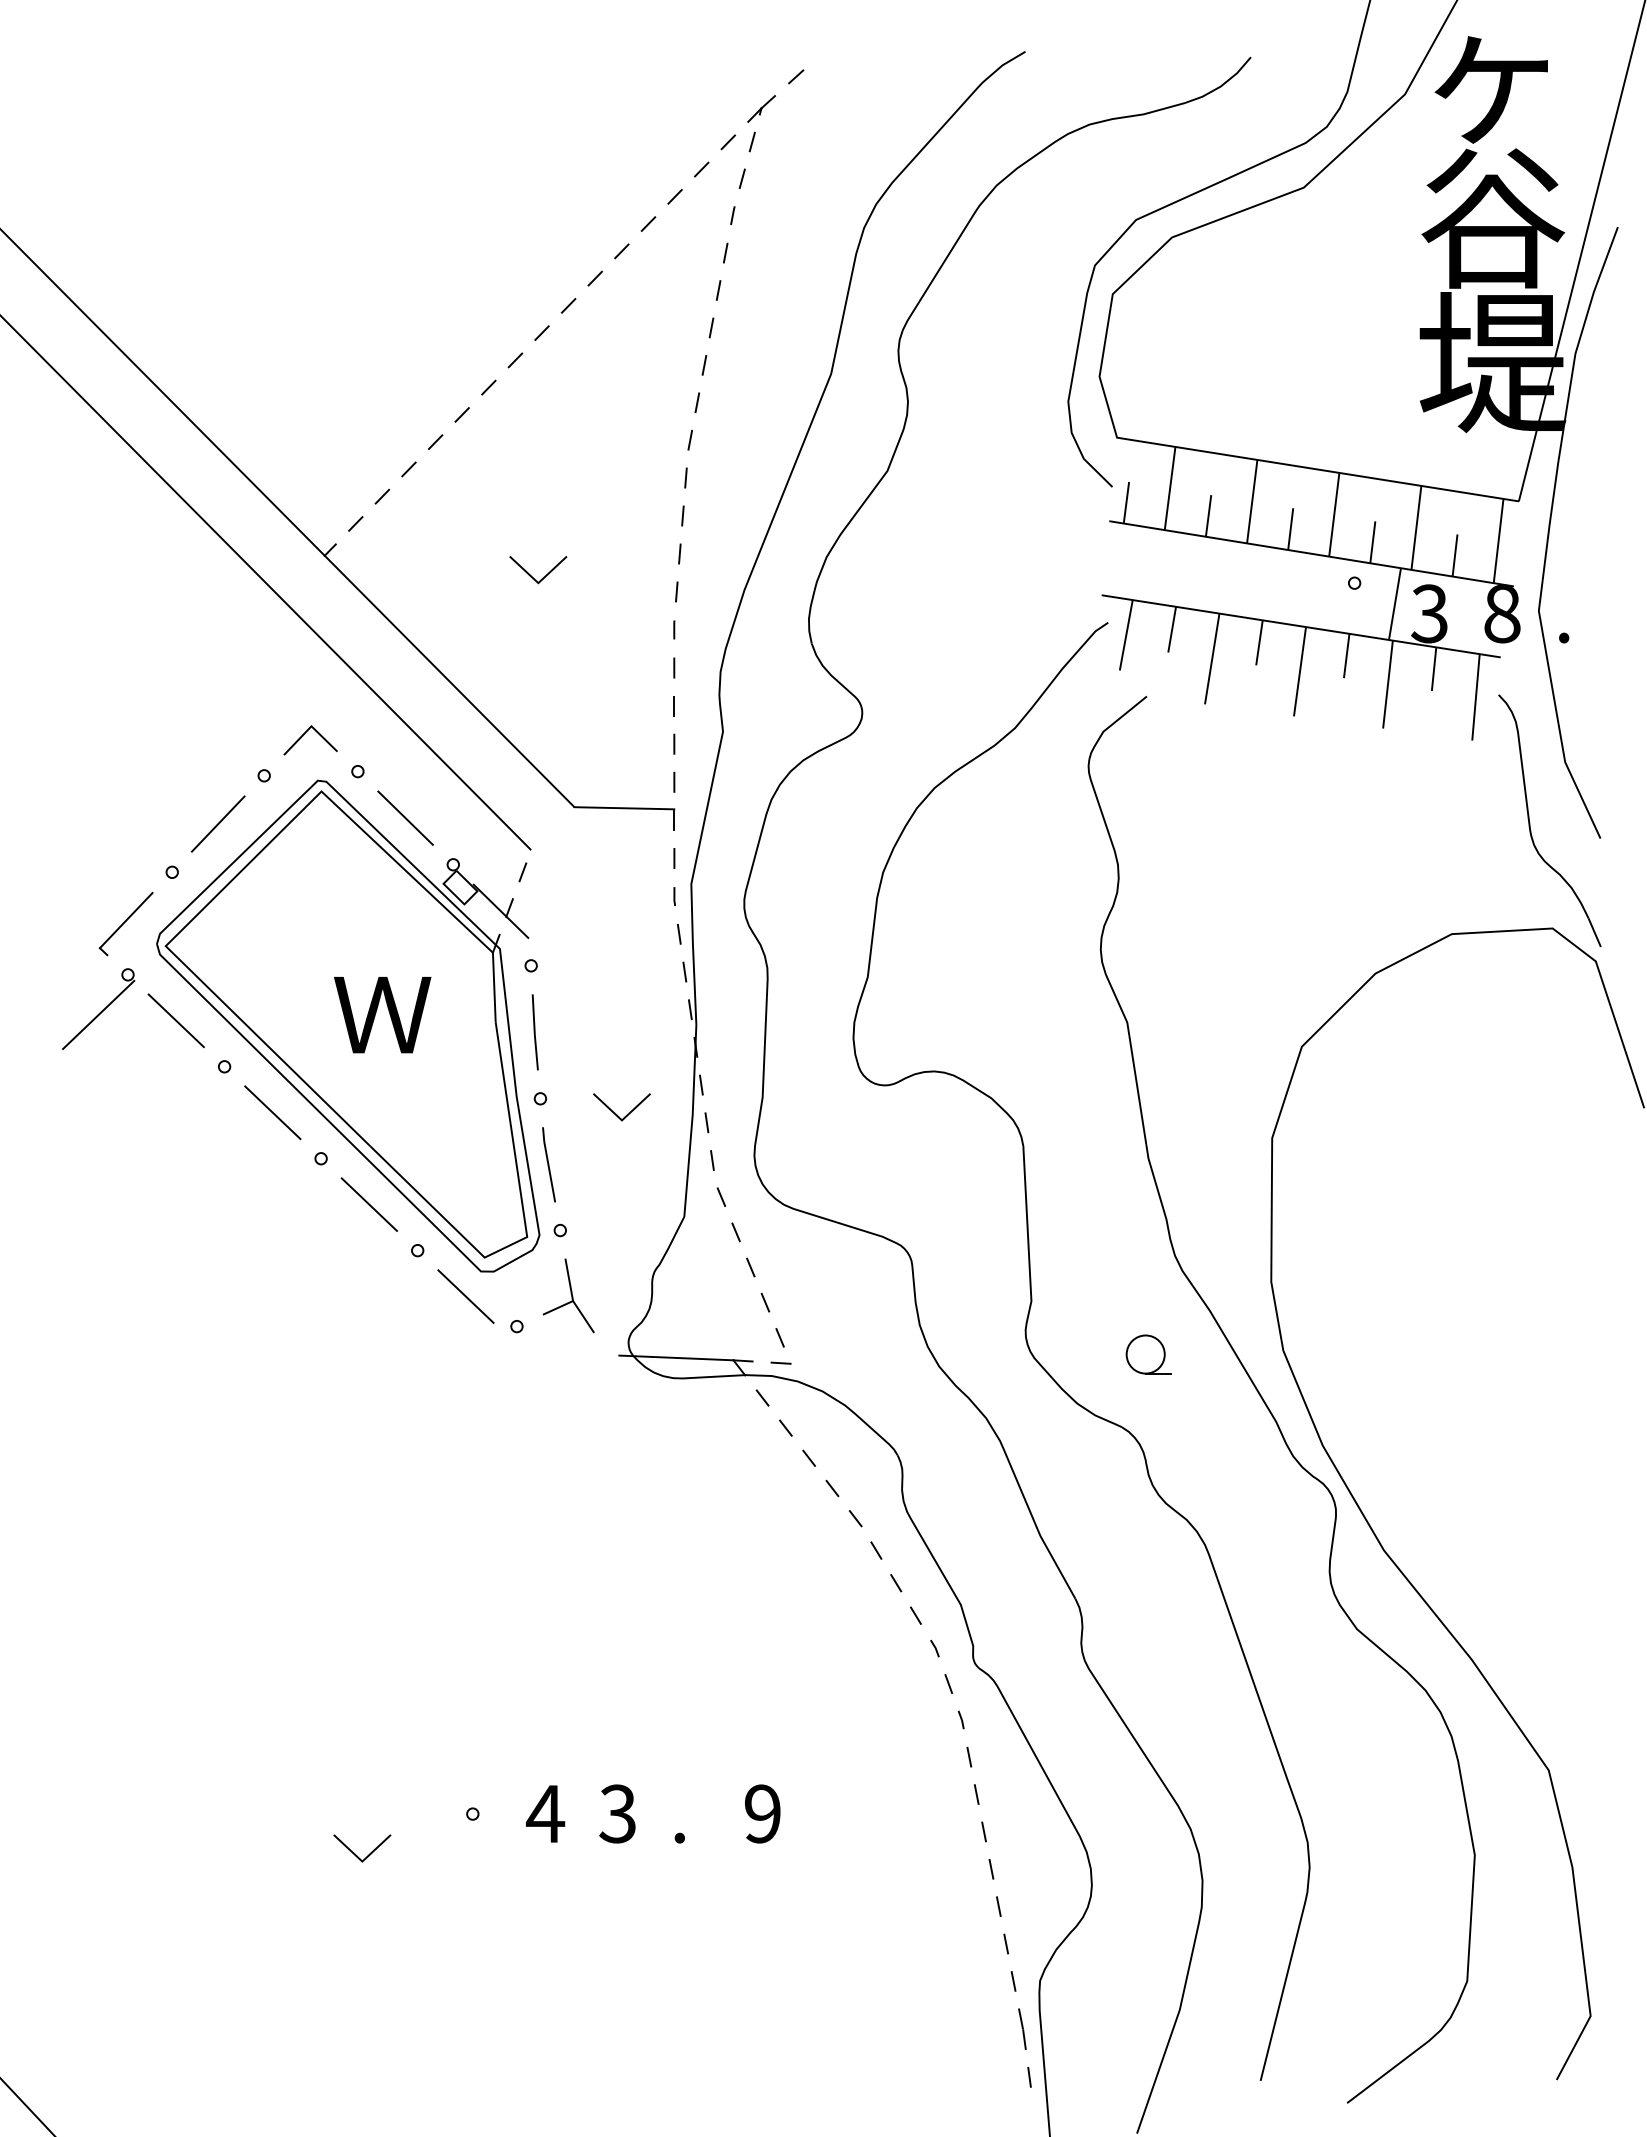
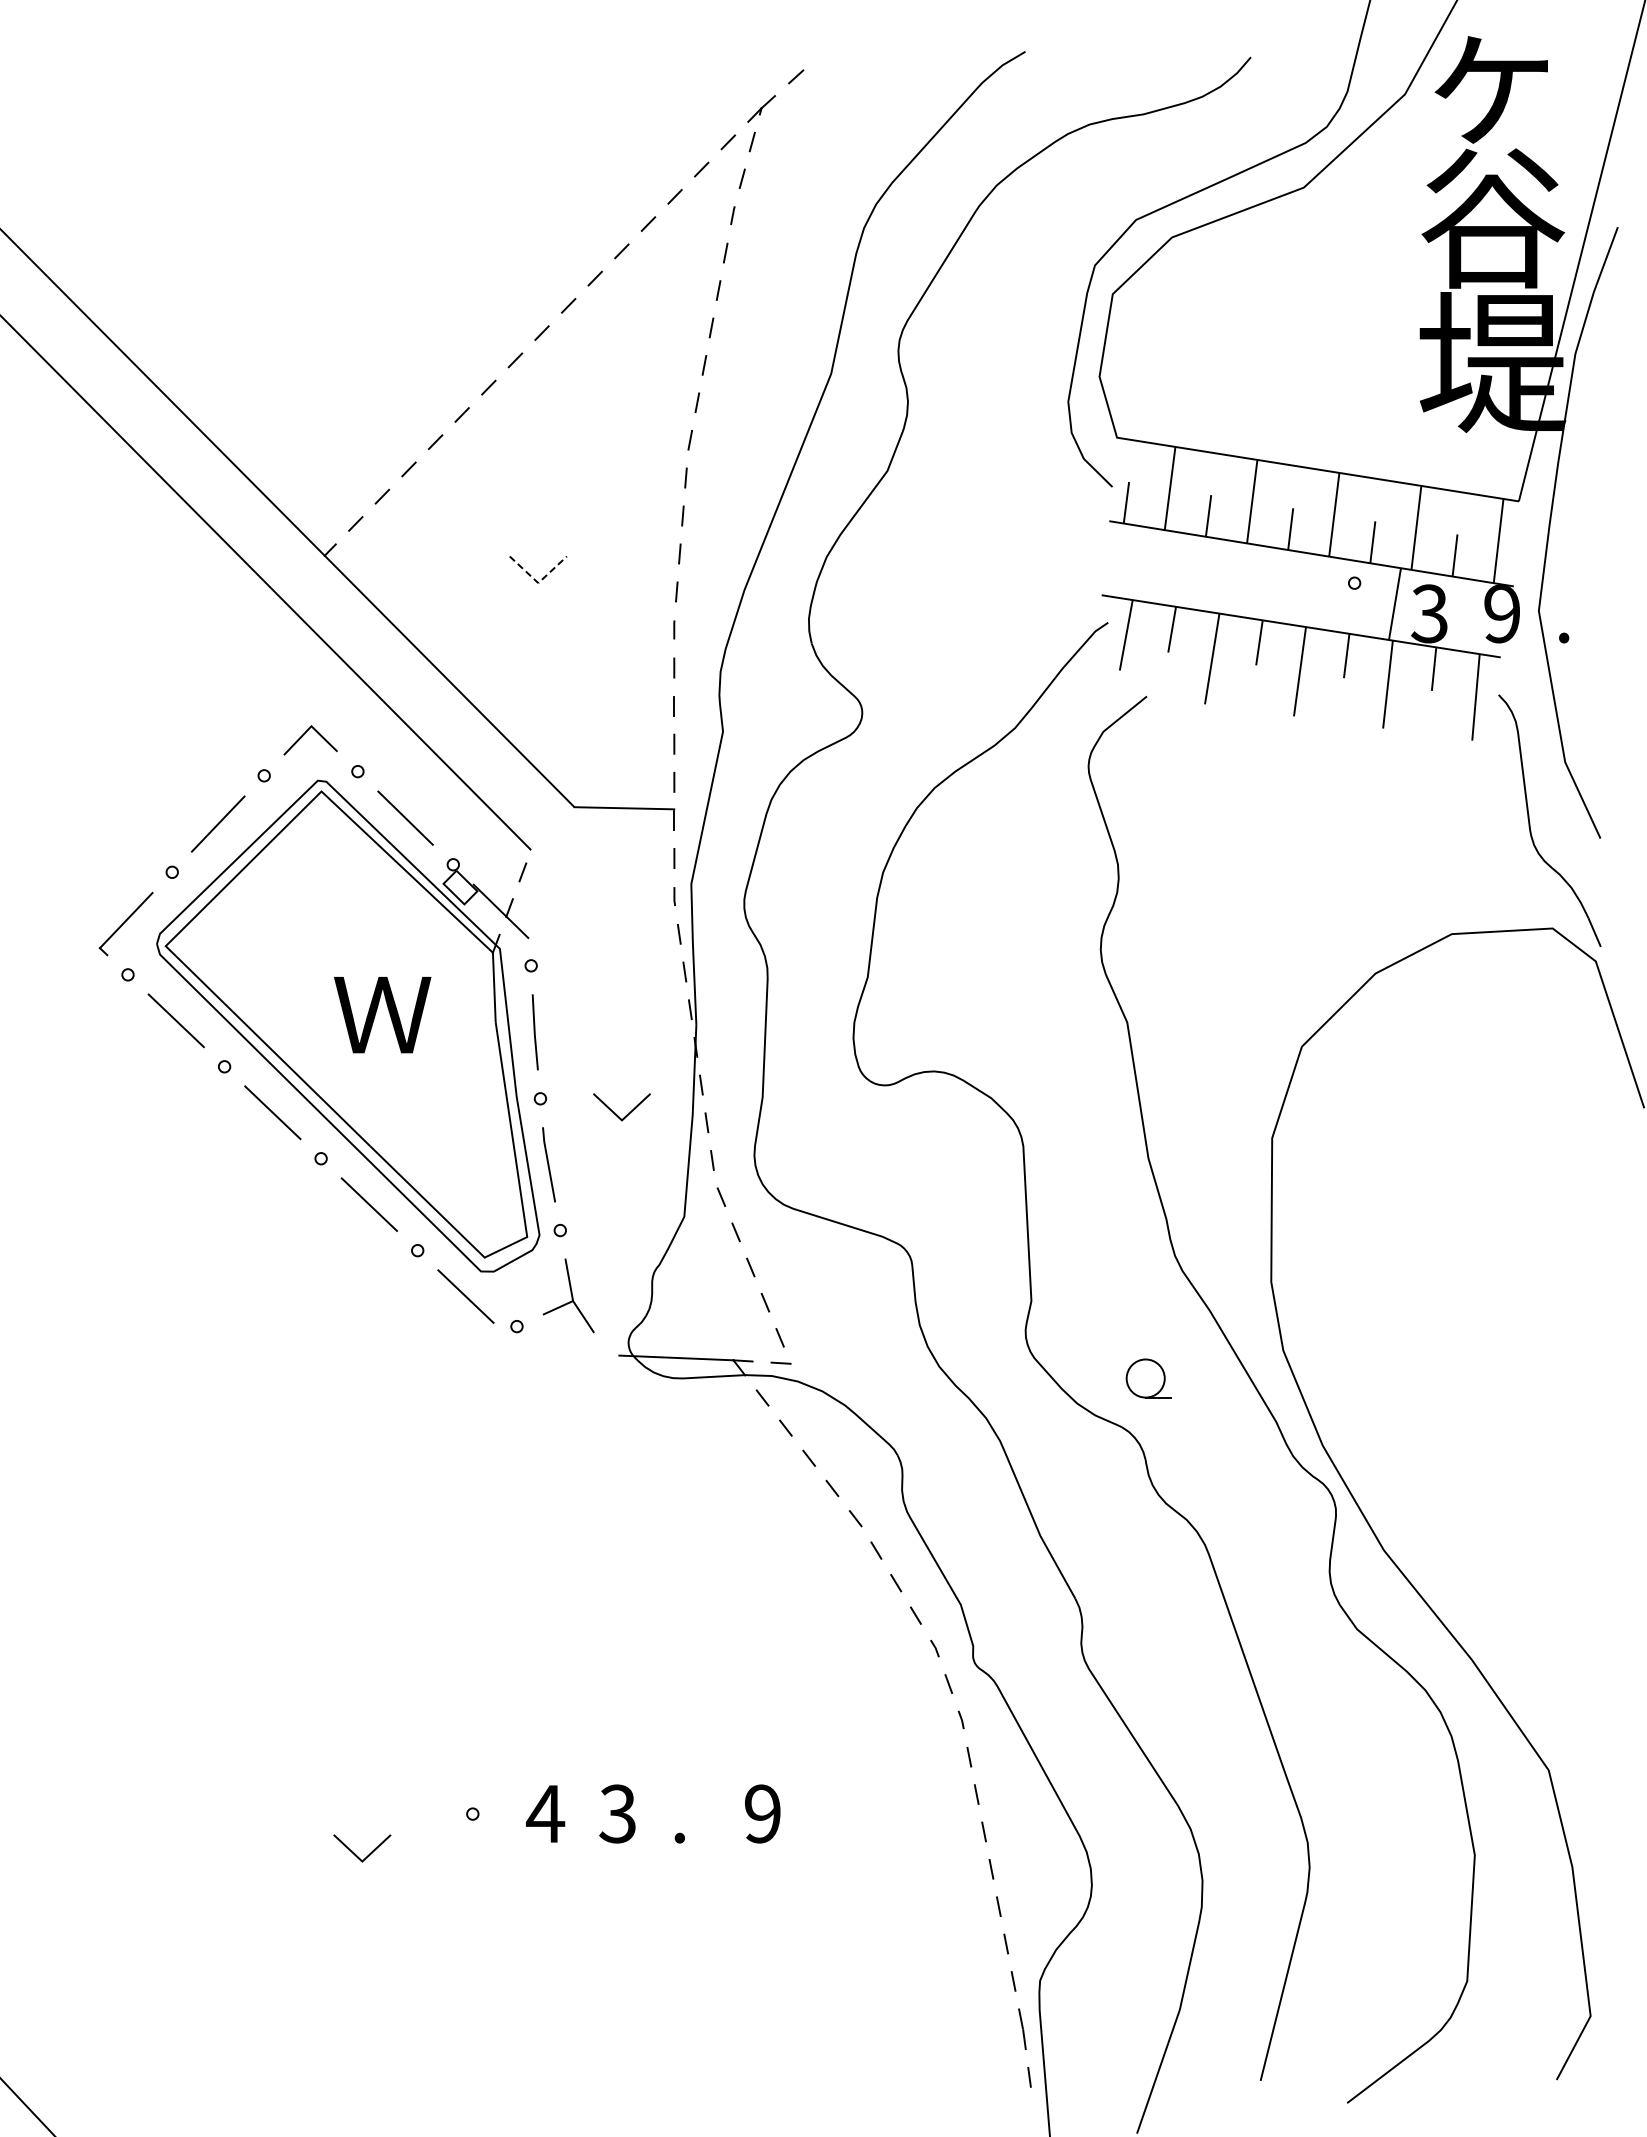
line: solid -> dashed (538, 583)
text: 8 -> 9 (1502, 614)
line: present -> none (98, 1014)
part position: (1148, 1354) -> (1148, 1378) (1148, 1378)
